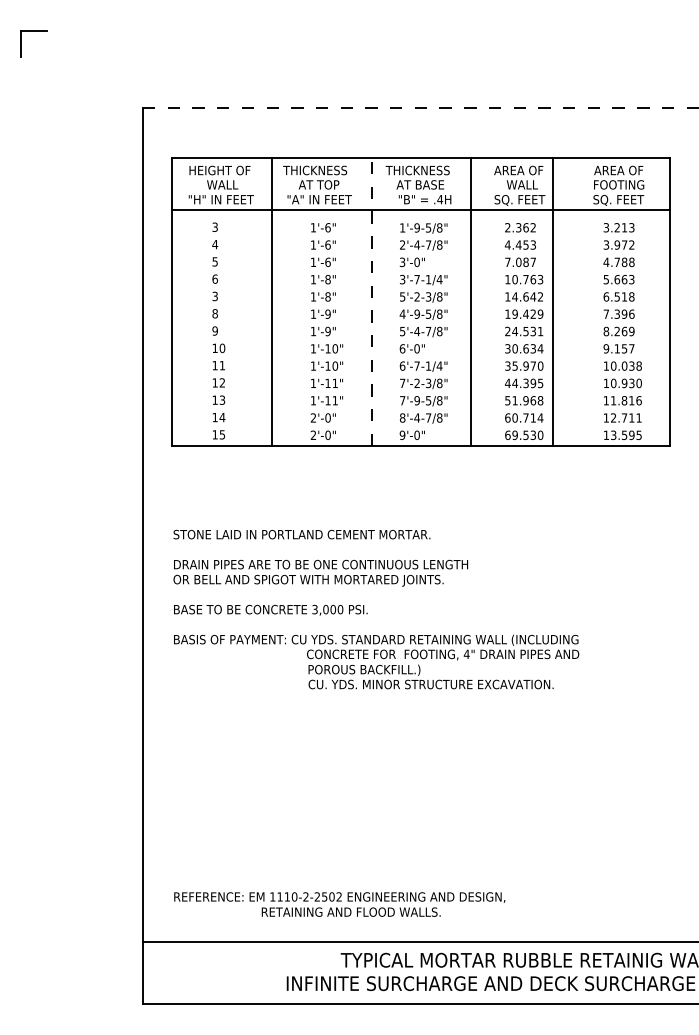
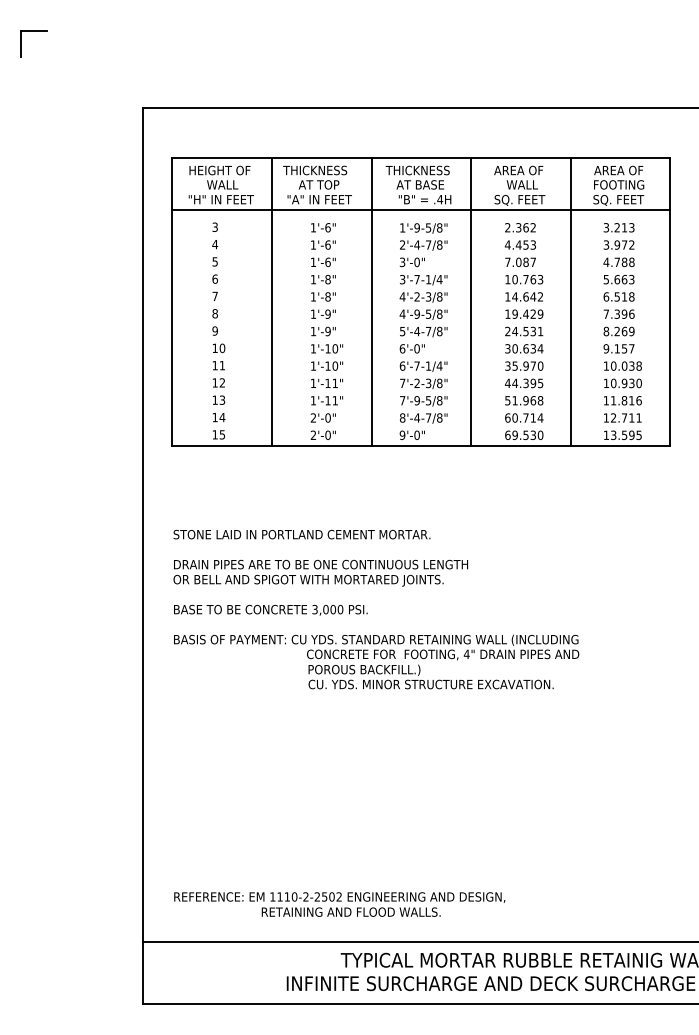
line: dashed -> solid (420, 108)
text: 3 -> 7 (214, 296)
text: 5'-2-3/8" -> 4'-2-3/8" (402, 296)
line: dashed -> solid (371, 301)
line position: (552, 301) -> (570, 301) (570, 301)
